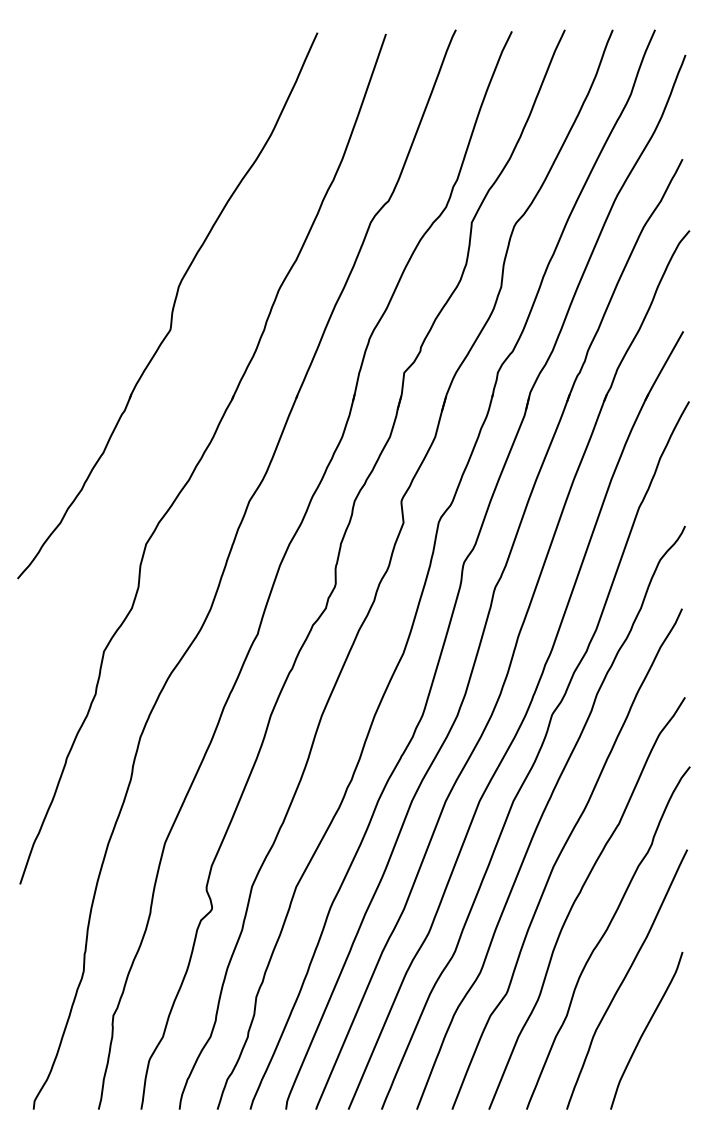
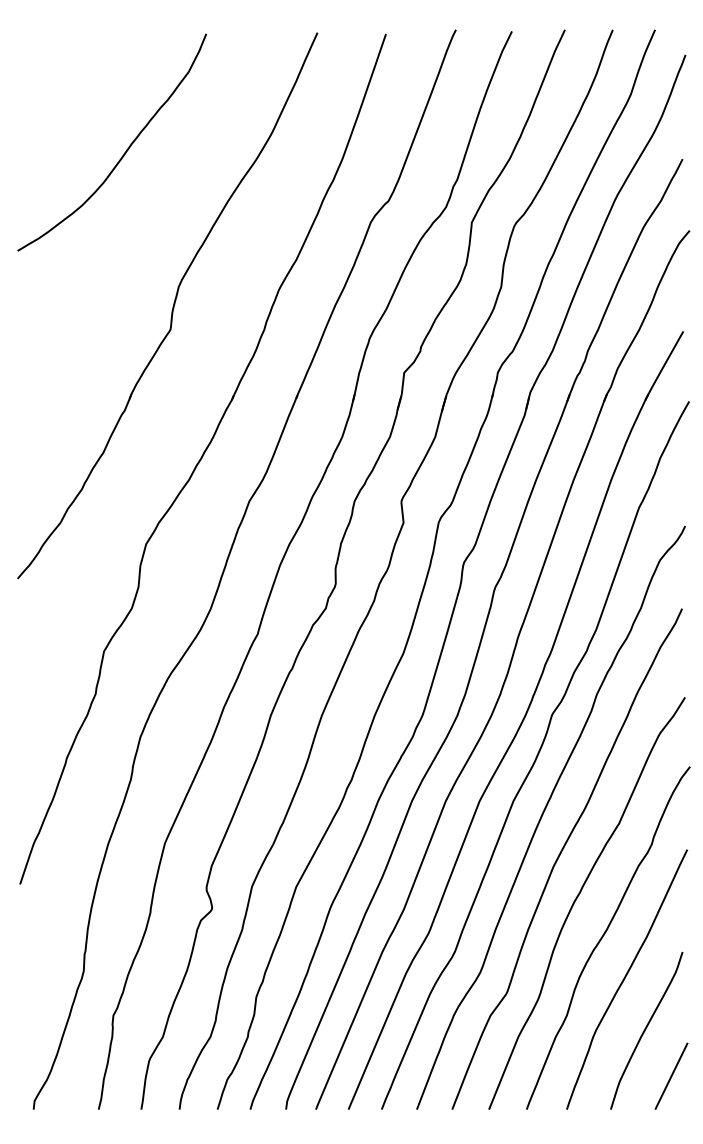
curve: none -> present (123, 153)
line: none -> present (671, 1075)
